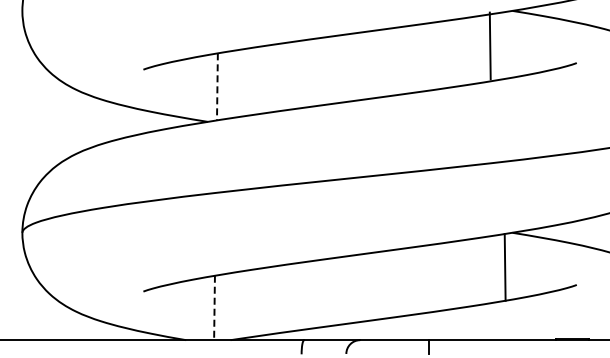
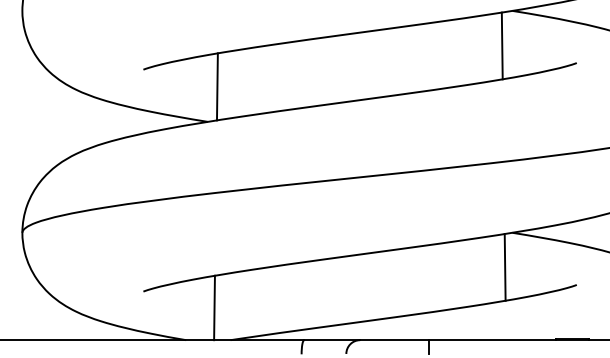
line position: (489, 45) -> (501, 45) (501, 45)
line: dashed -> solid (217, 86)
line: dashed -> solid (214, 308)
